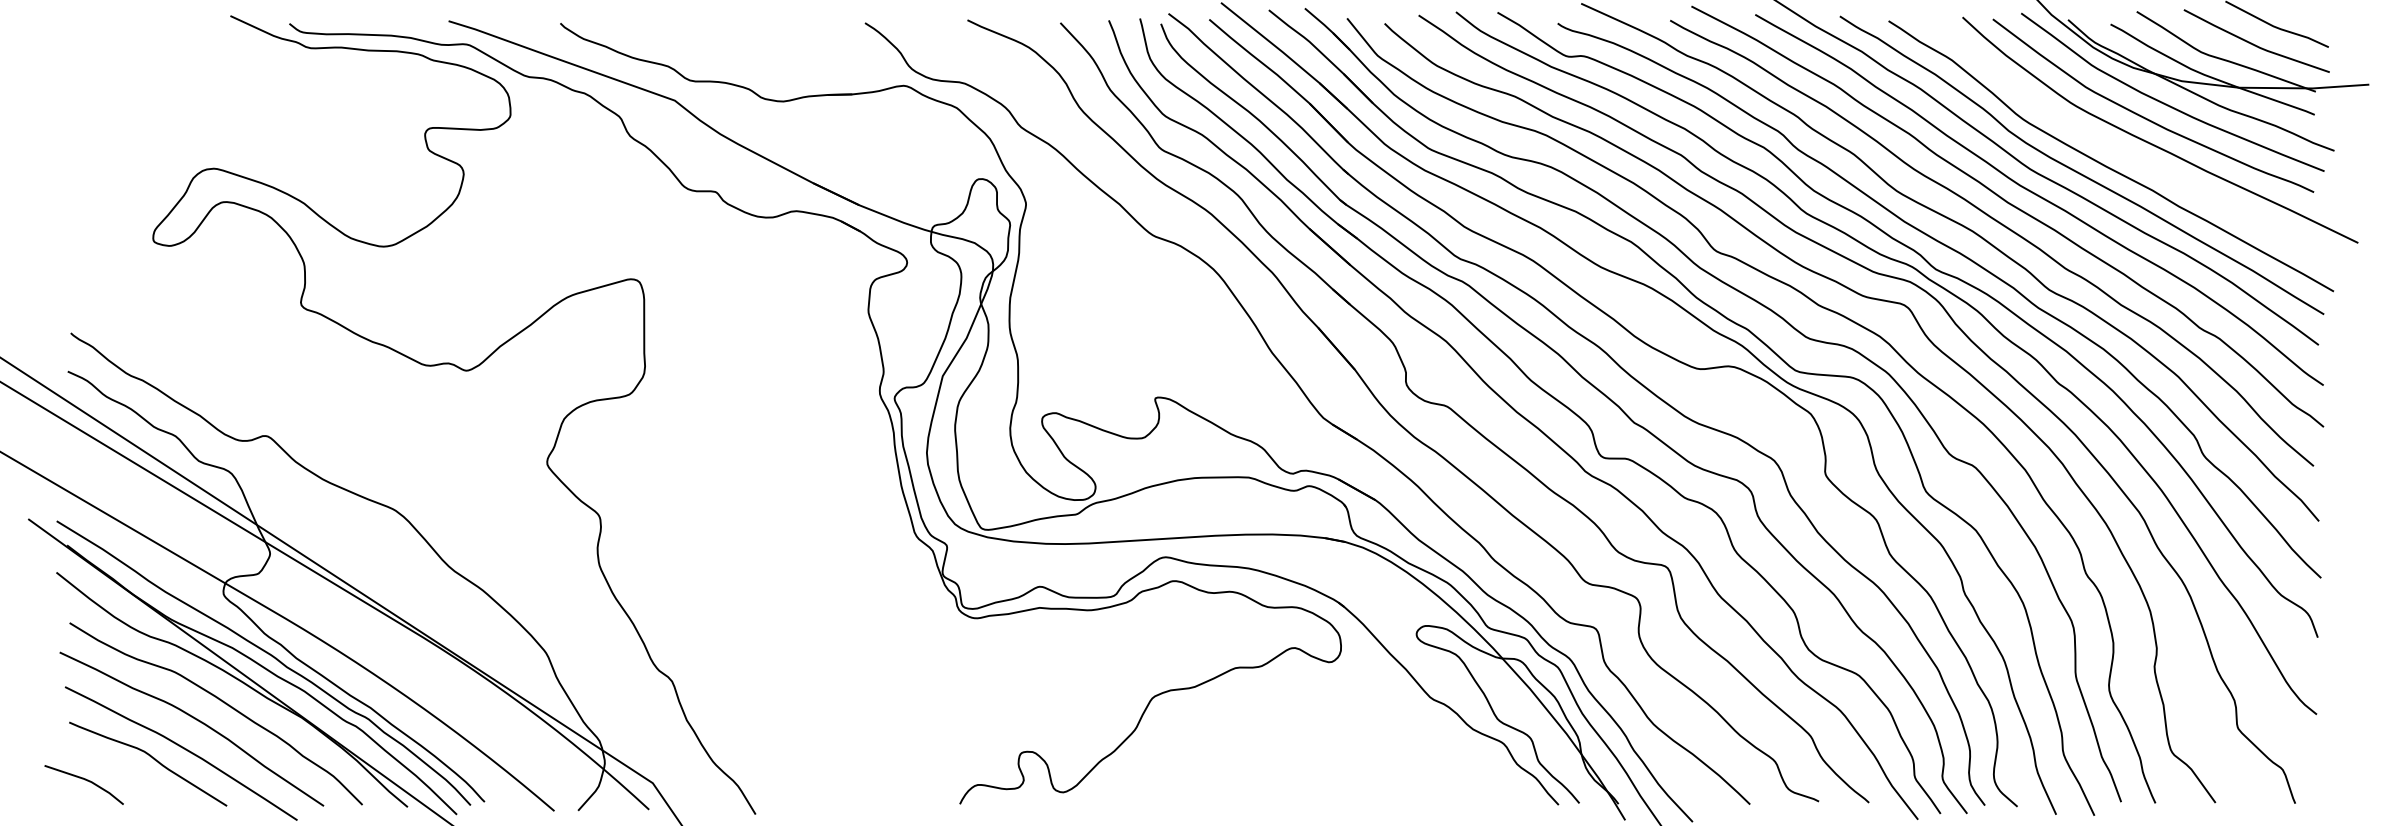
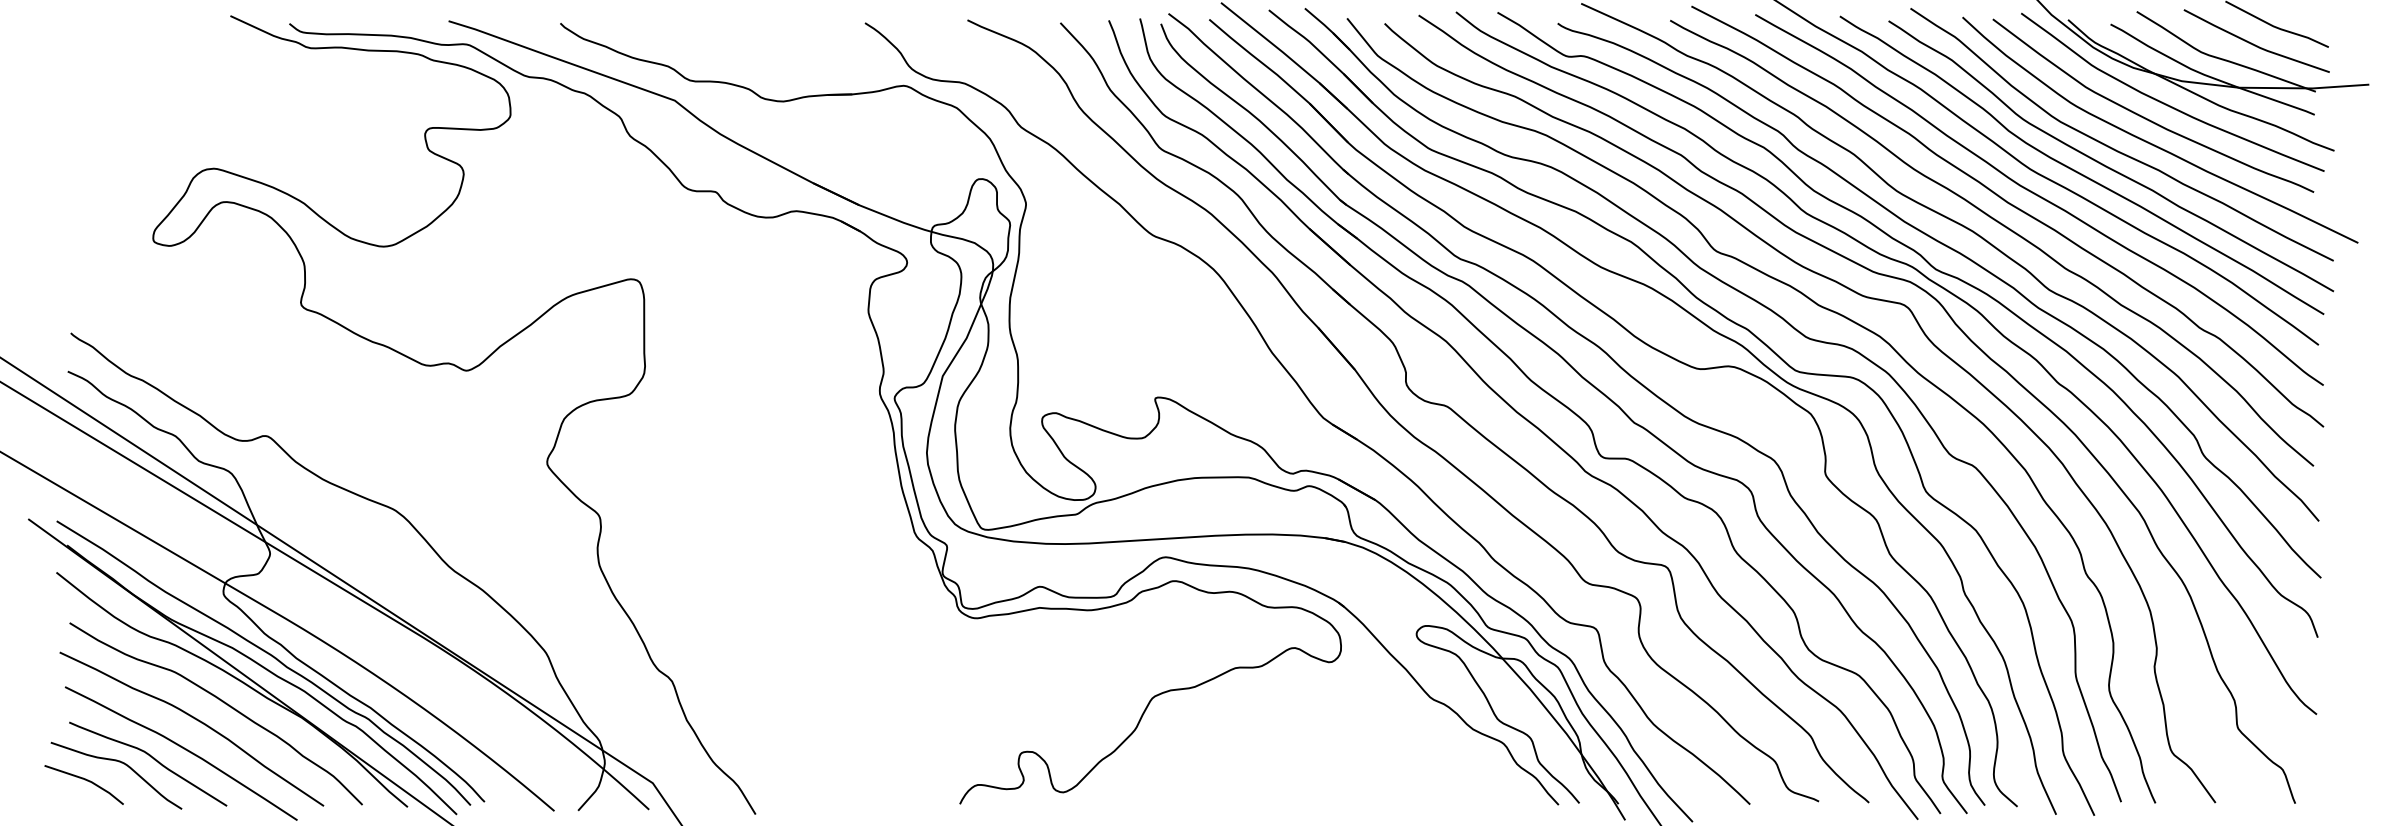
curve: none -> present (2114, 148)
curve: none -> present (121, 763)
